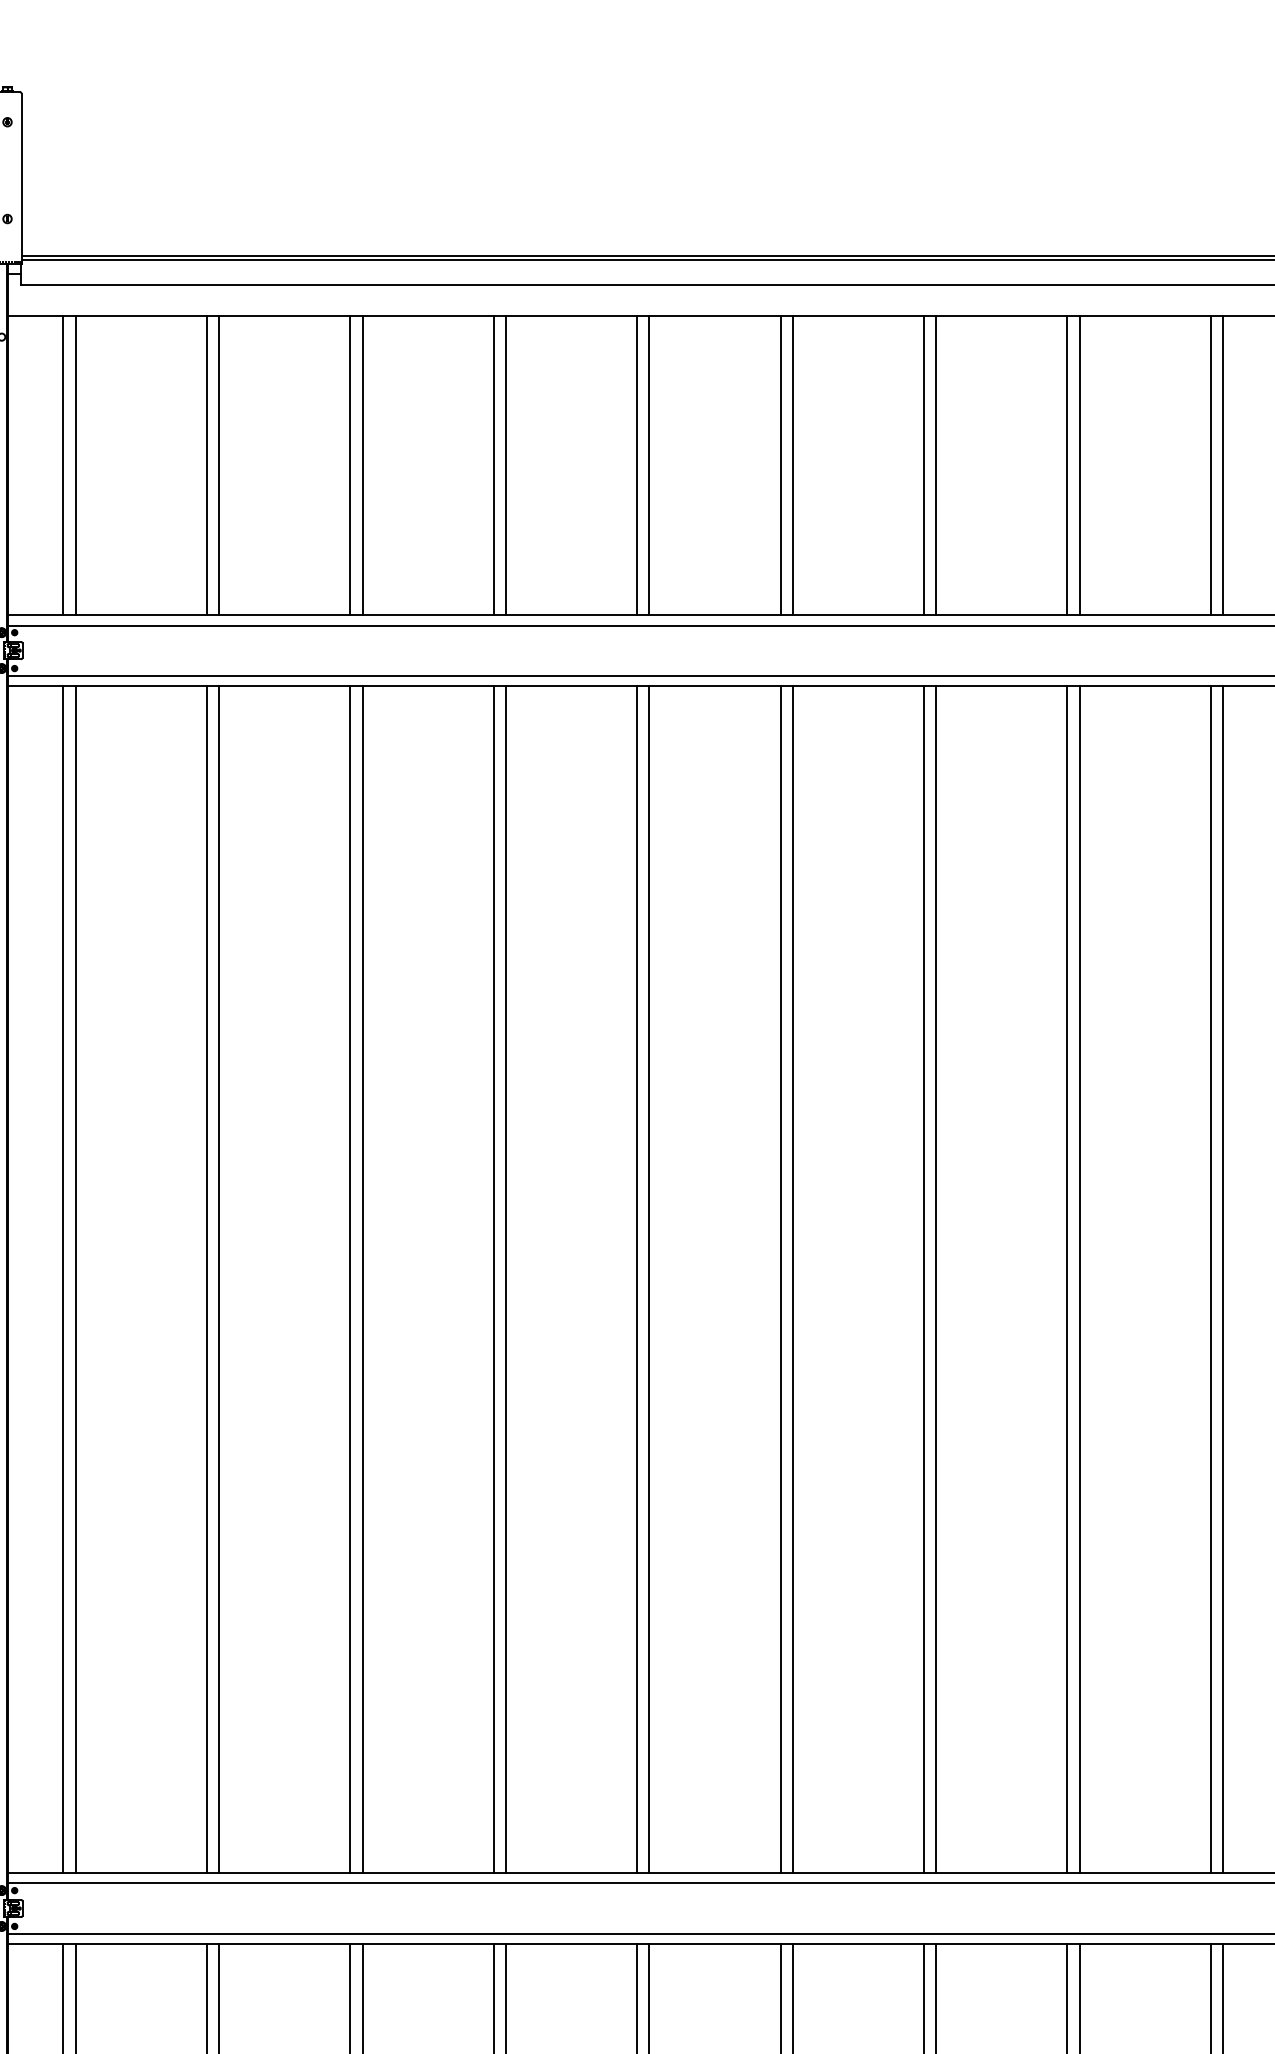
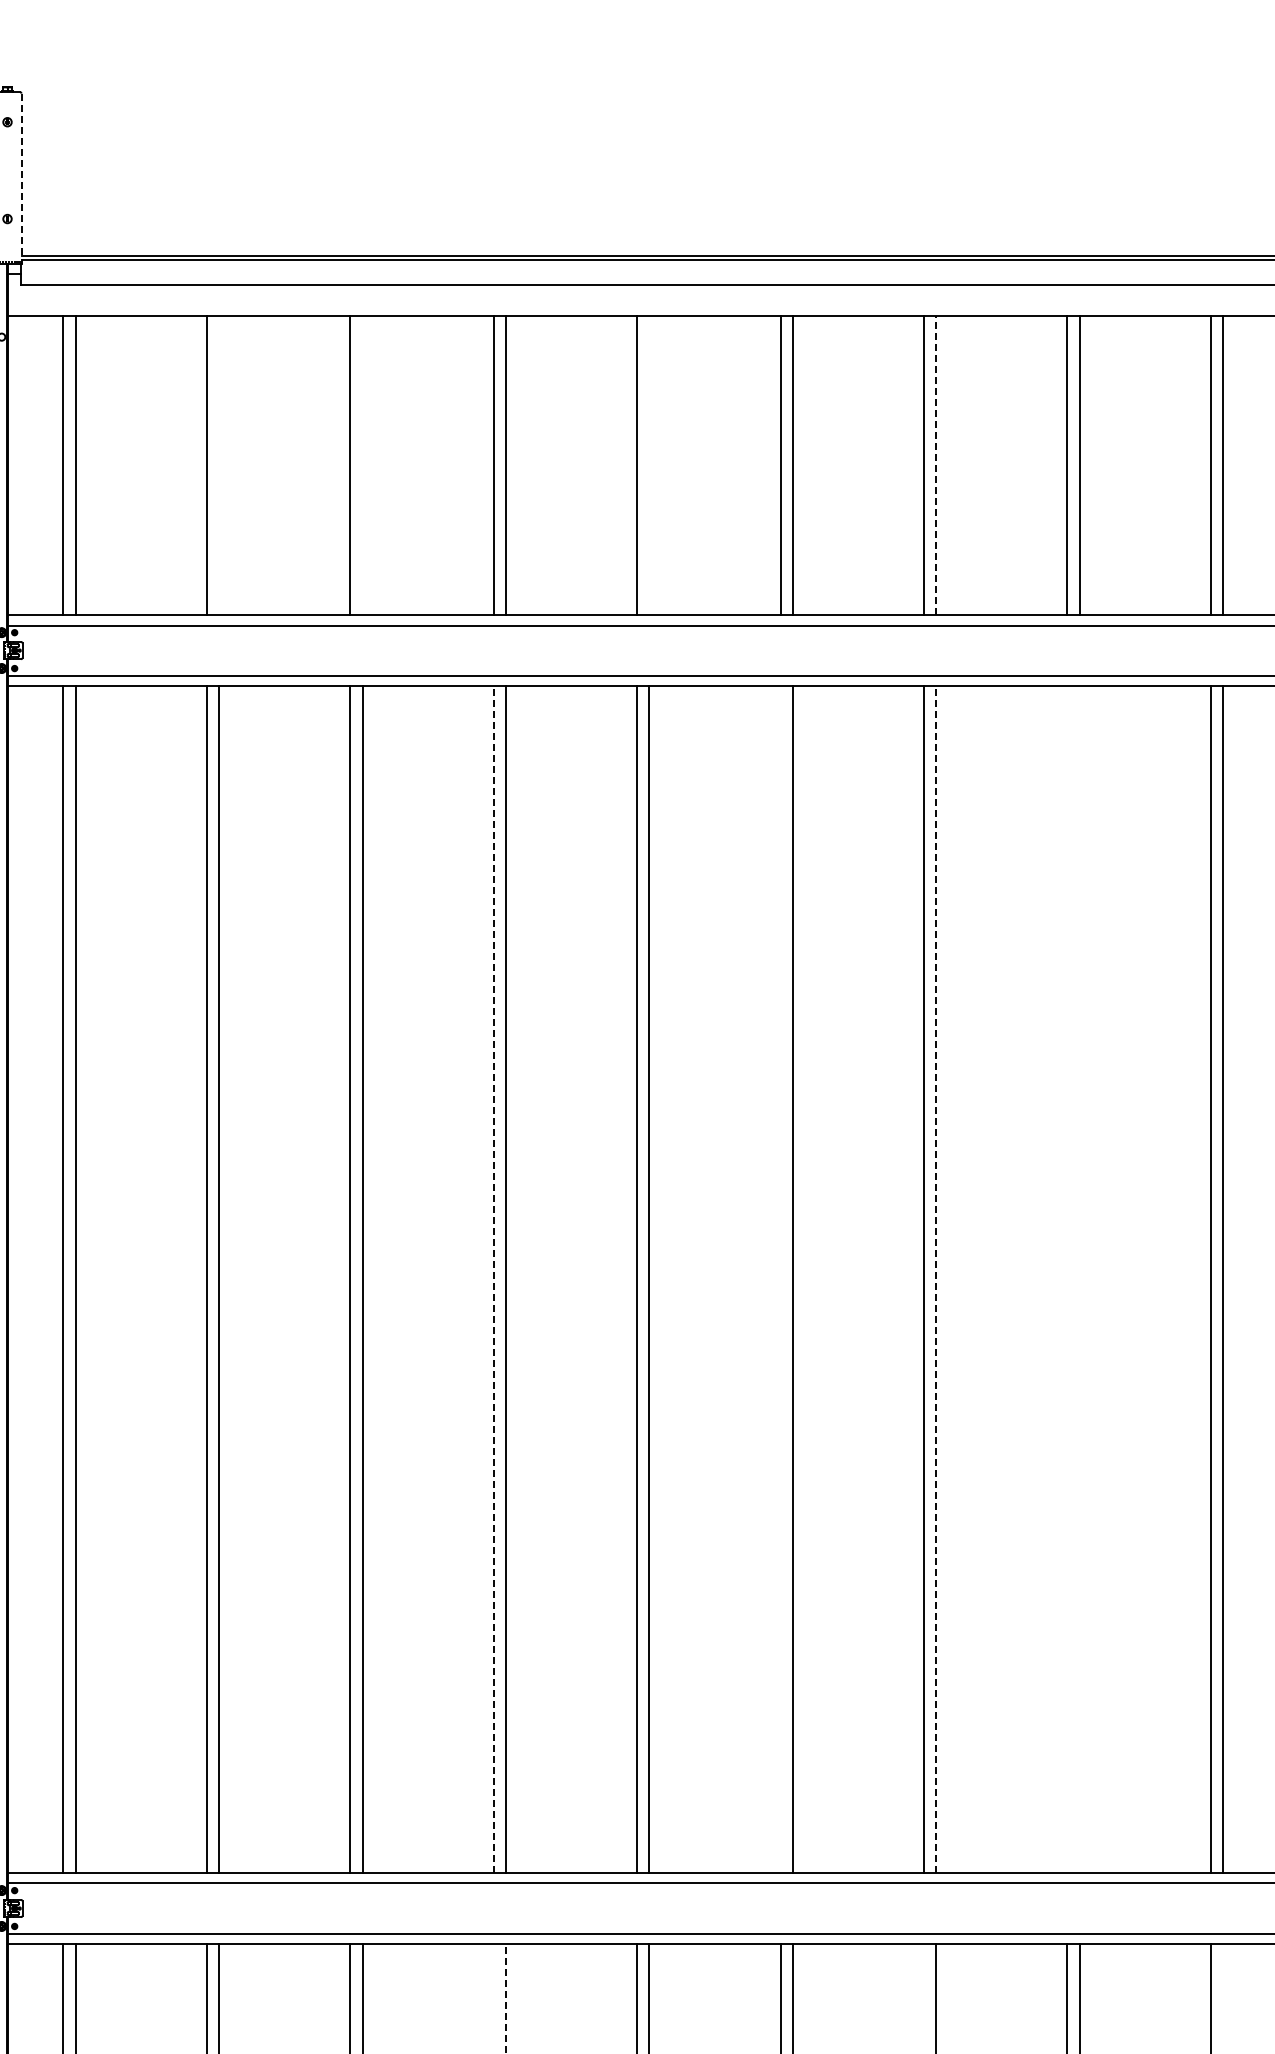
line: solid -> dashed (21, 179)
line: present -> none (219, 464)
line: present -> none (362, 464)
line: present -> none (649, 464)
line: solid -> dashed (936, 465)
line: solid -> dashed (493, 1279)
line: present -> none (780, 1279)
line: solid -> dashed (936, 1279)
line: present -> none (1067, 1279)
line: present -> none (1079, 1279)
line: present -> none (493, 1997)
line: present -> none (924, 1997)
line: present -> none (1223, 1997)
line: solid -> dashed (505, 1998)
